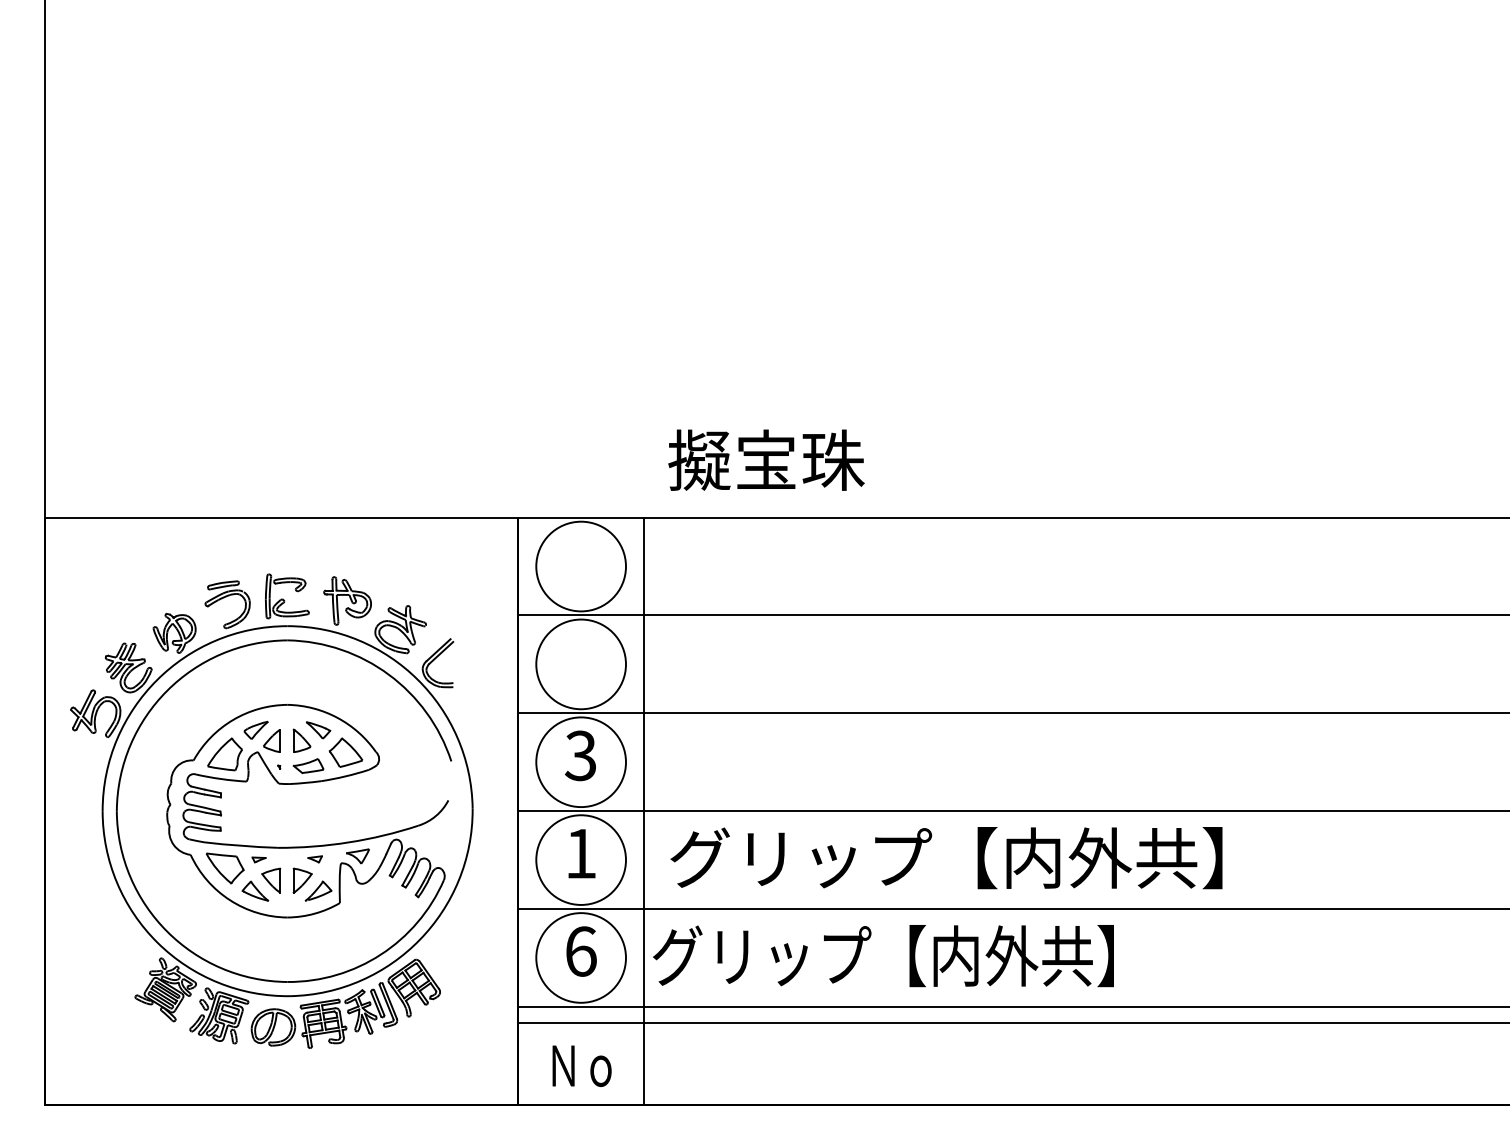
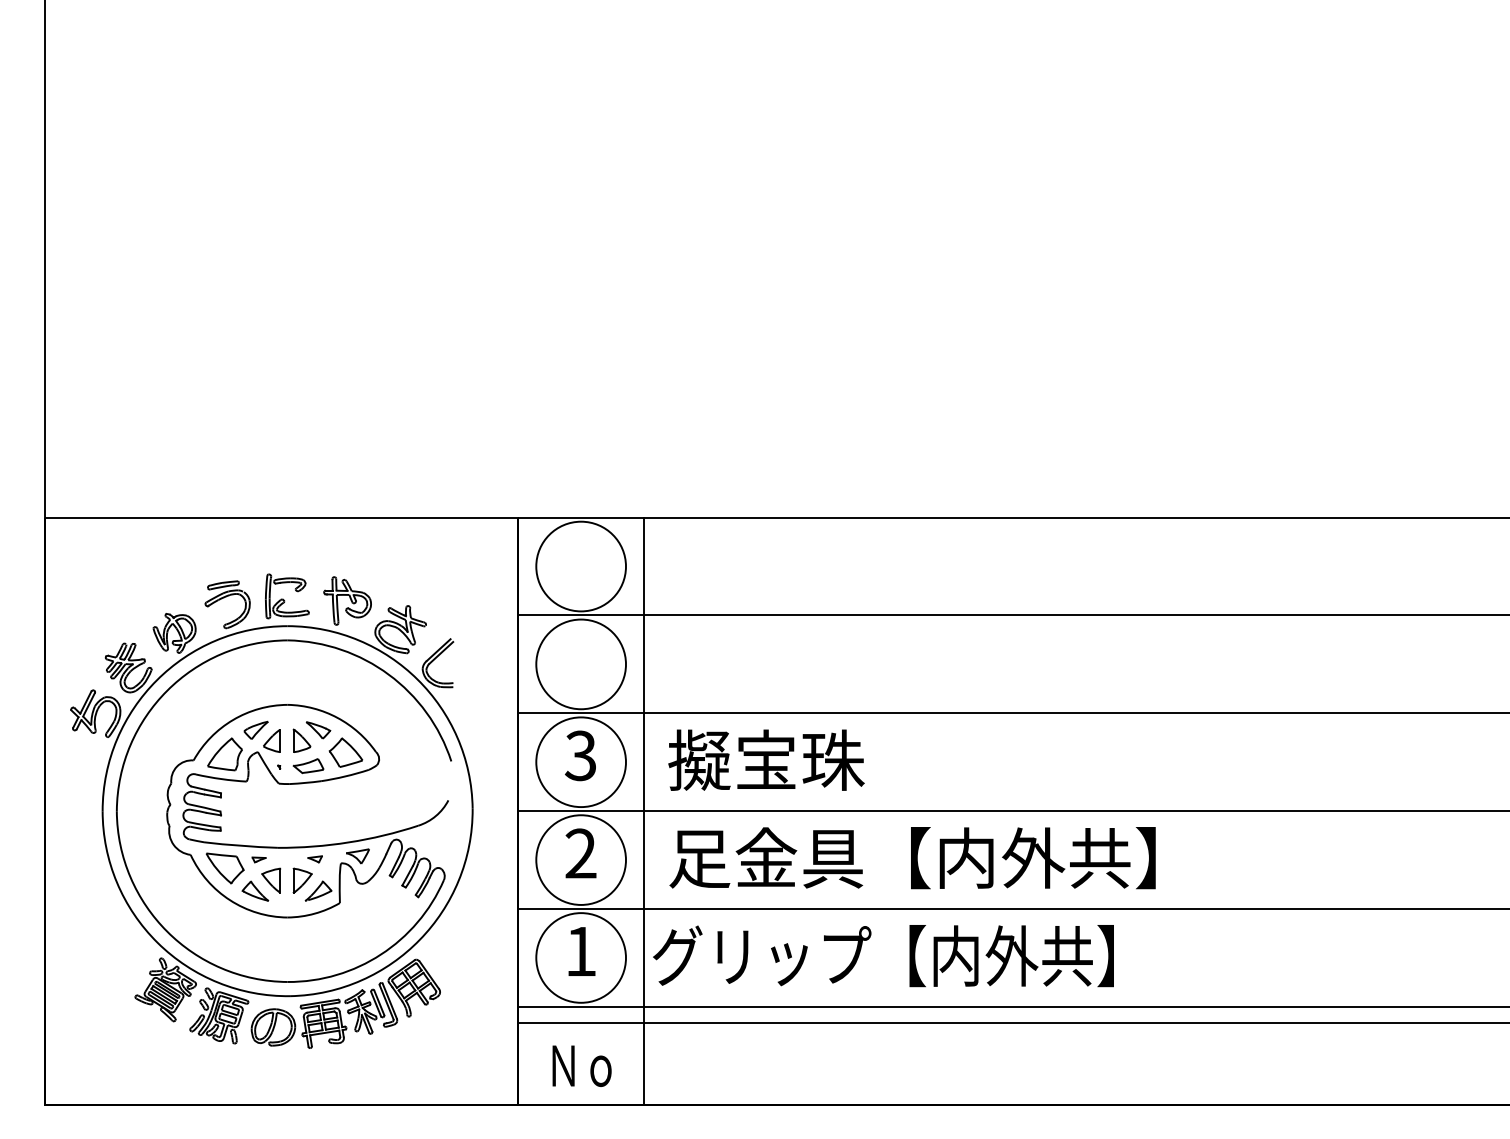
text position: (766, 459) -> (766, 759) (766, 759)
text: 1 -> 2 (580, 853)
text: グリップ【内外共】 -> 足金具【内外共】 (945, 858)
text: 6 -> 1 (581, 951)
